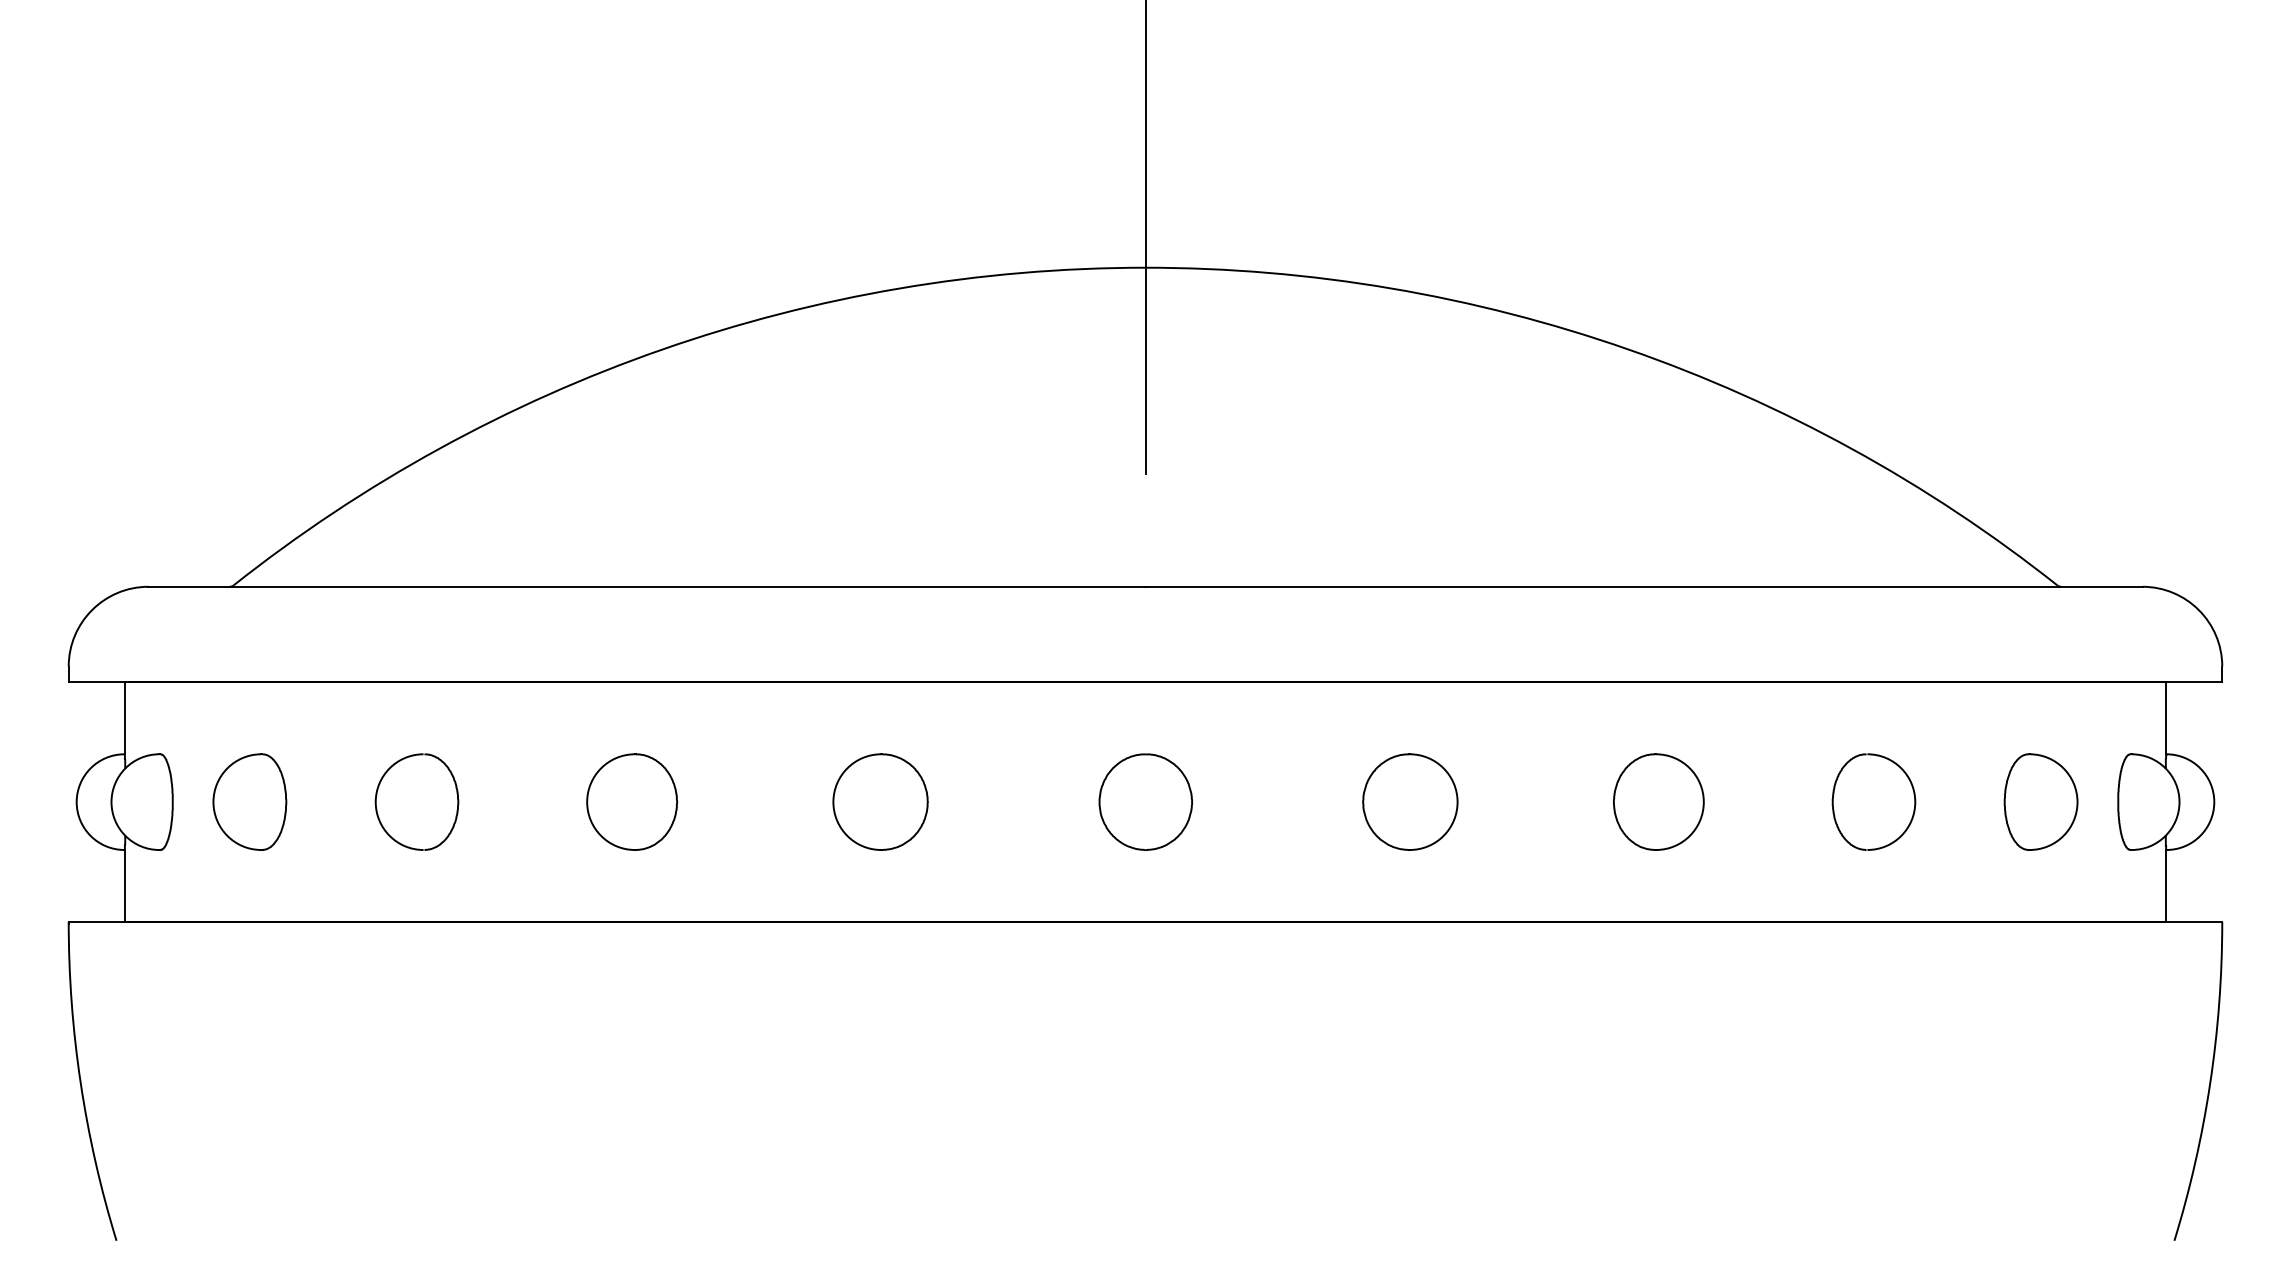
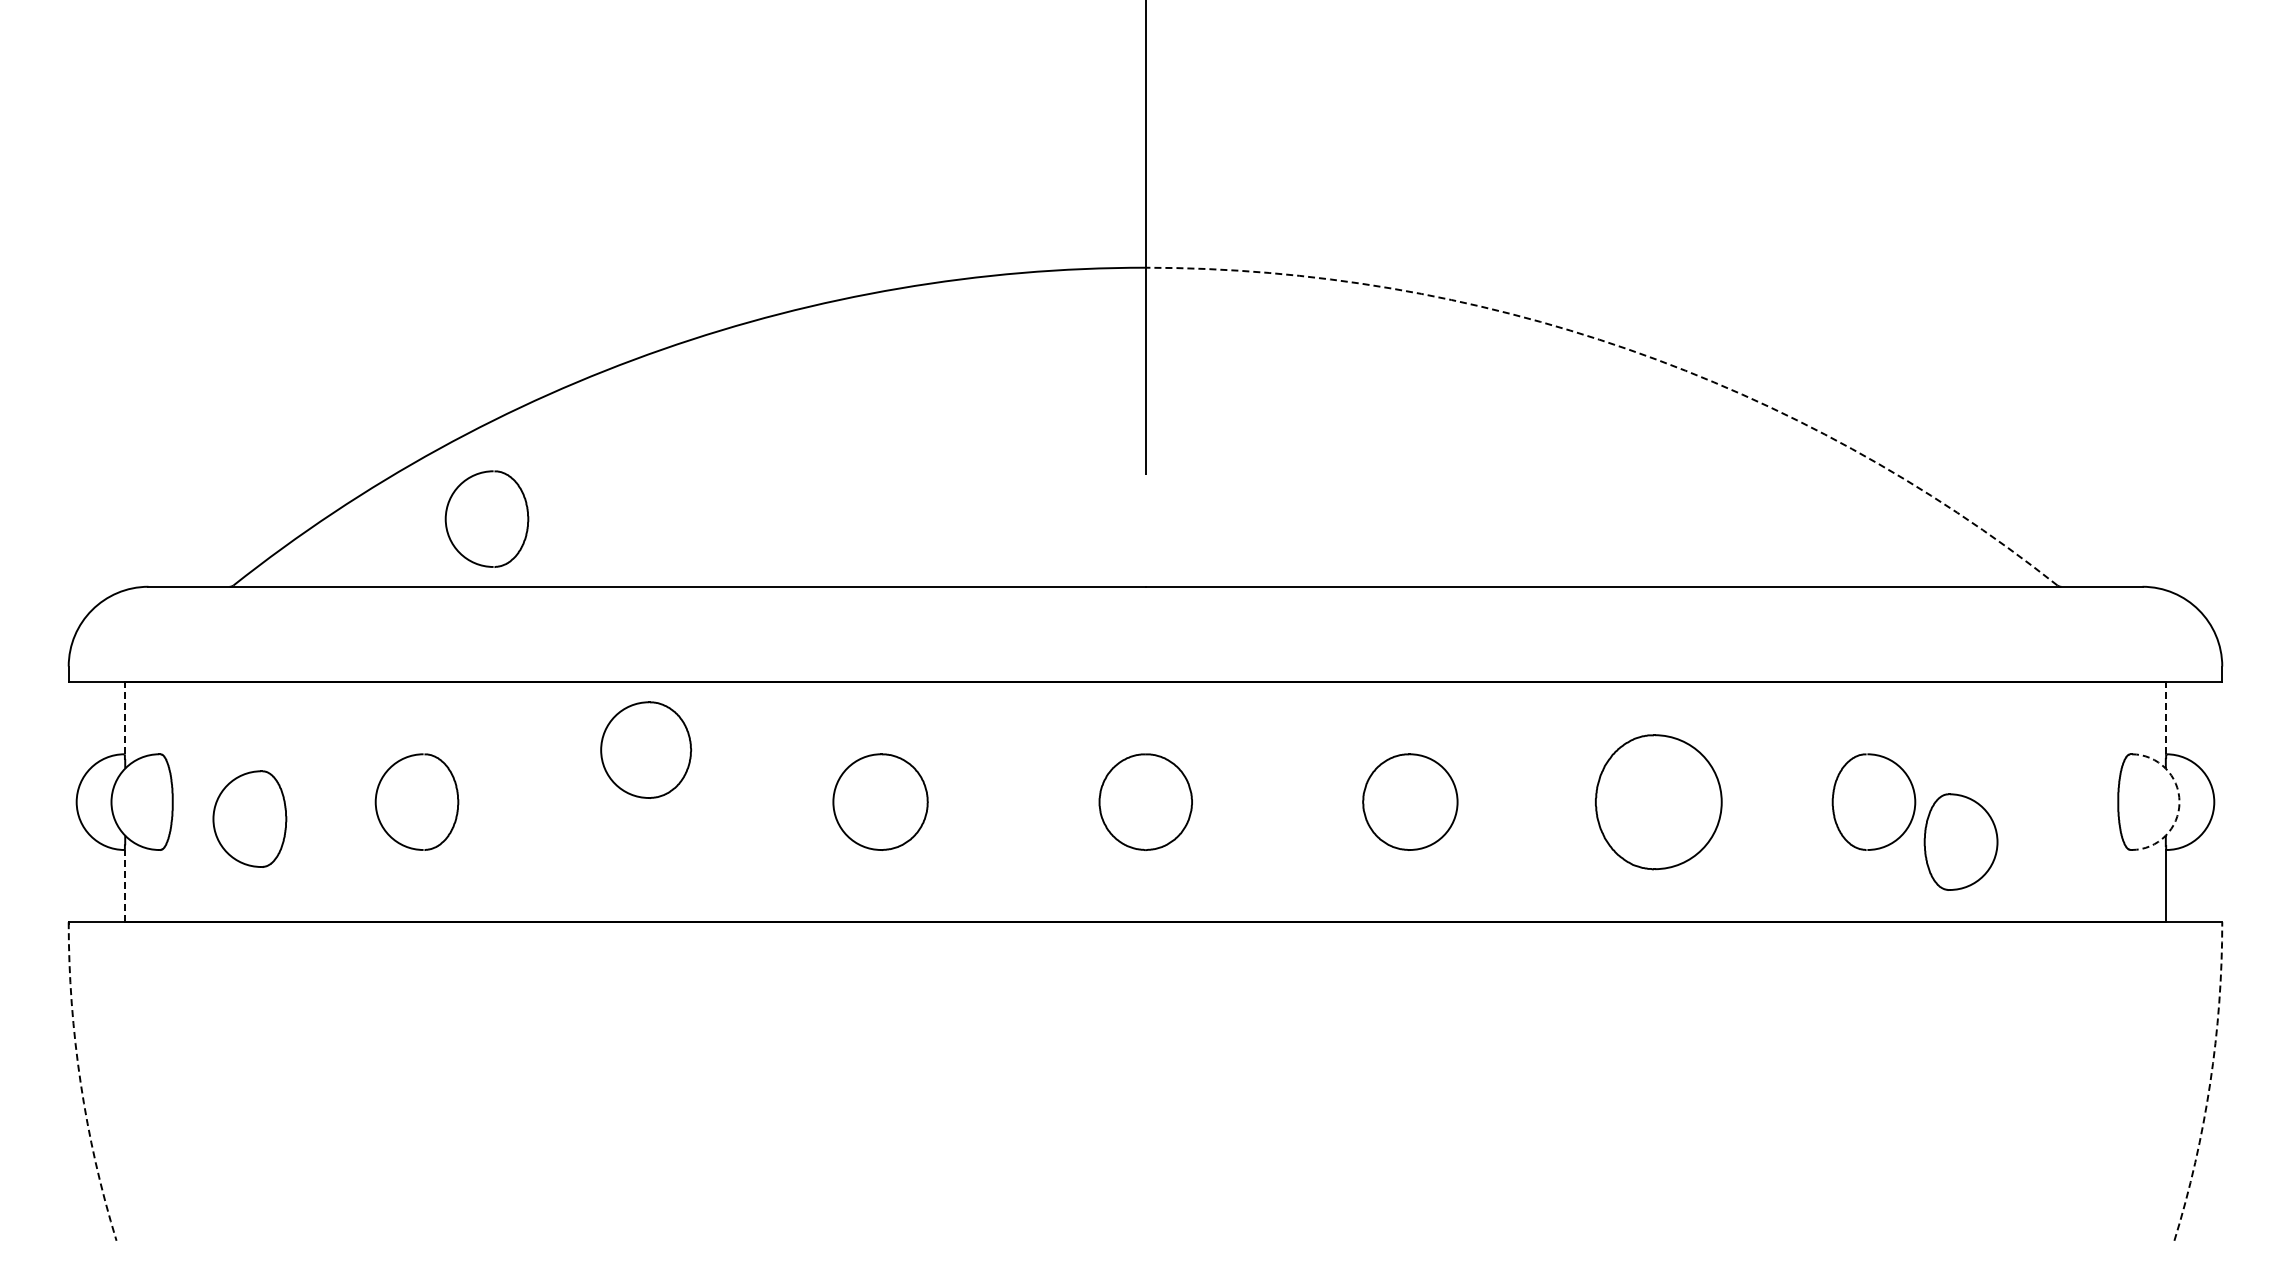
arc: solid -> dashed (1628, 349)
part: none -> present (486, 518)
line: solid -> dashed (124, 718)
line: solid -> dashed (2166, 718)
part position: (249, 801) -> (249, 818) (249, 818)
part position: (632, 801) -> (646, 749) (646, 749)
part size: 92x98 px -> 128x137 px (1658, 802)
part position: (2040, 801) -> (1960, 841) (1960, 841)
arc: solid -> dashed (2179, 802)
line: solid -> dashed (124, 885)
arc: solid -> dashed (80, 1083)
arc: solid -> dashed (2210, 1083)
